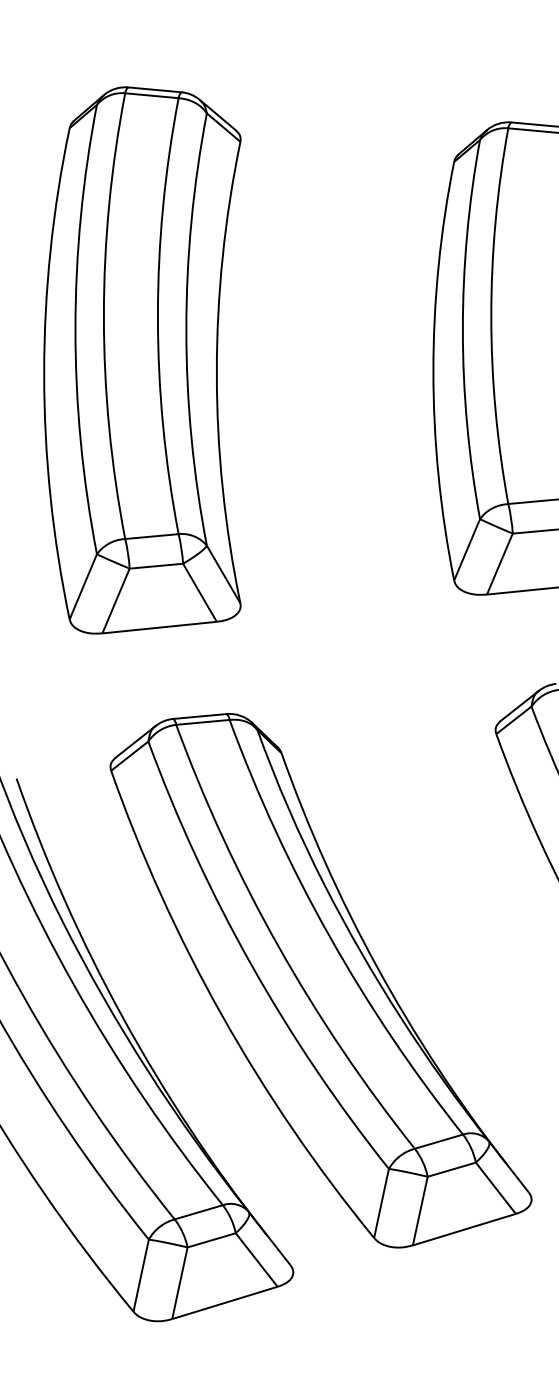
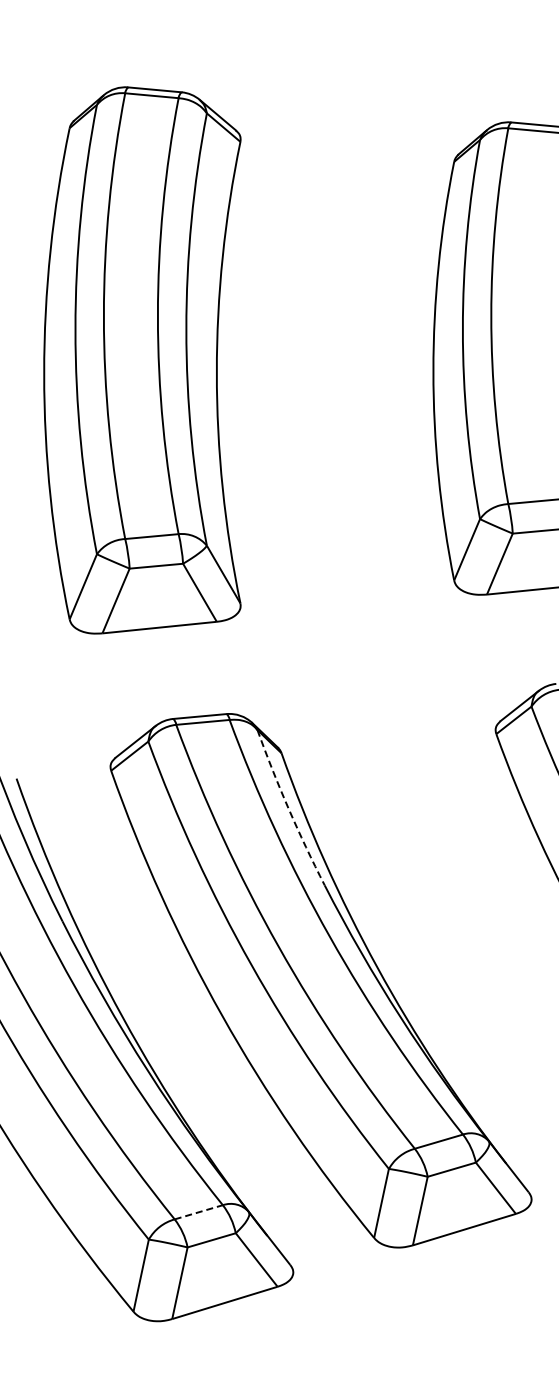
arc: solid -> dashed (288, 808)
line: solid -> dashed (199, 1212)
